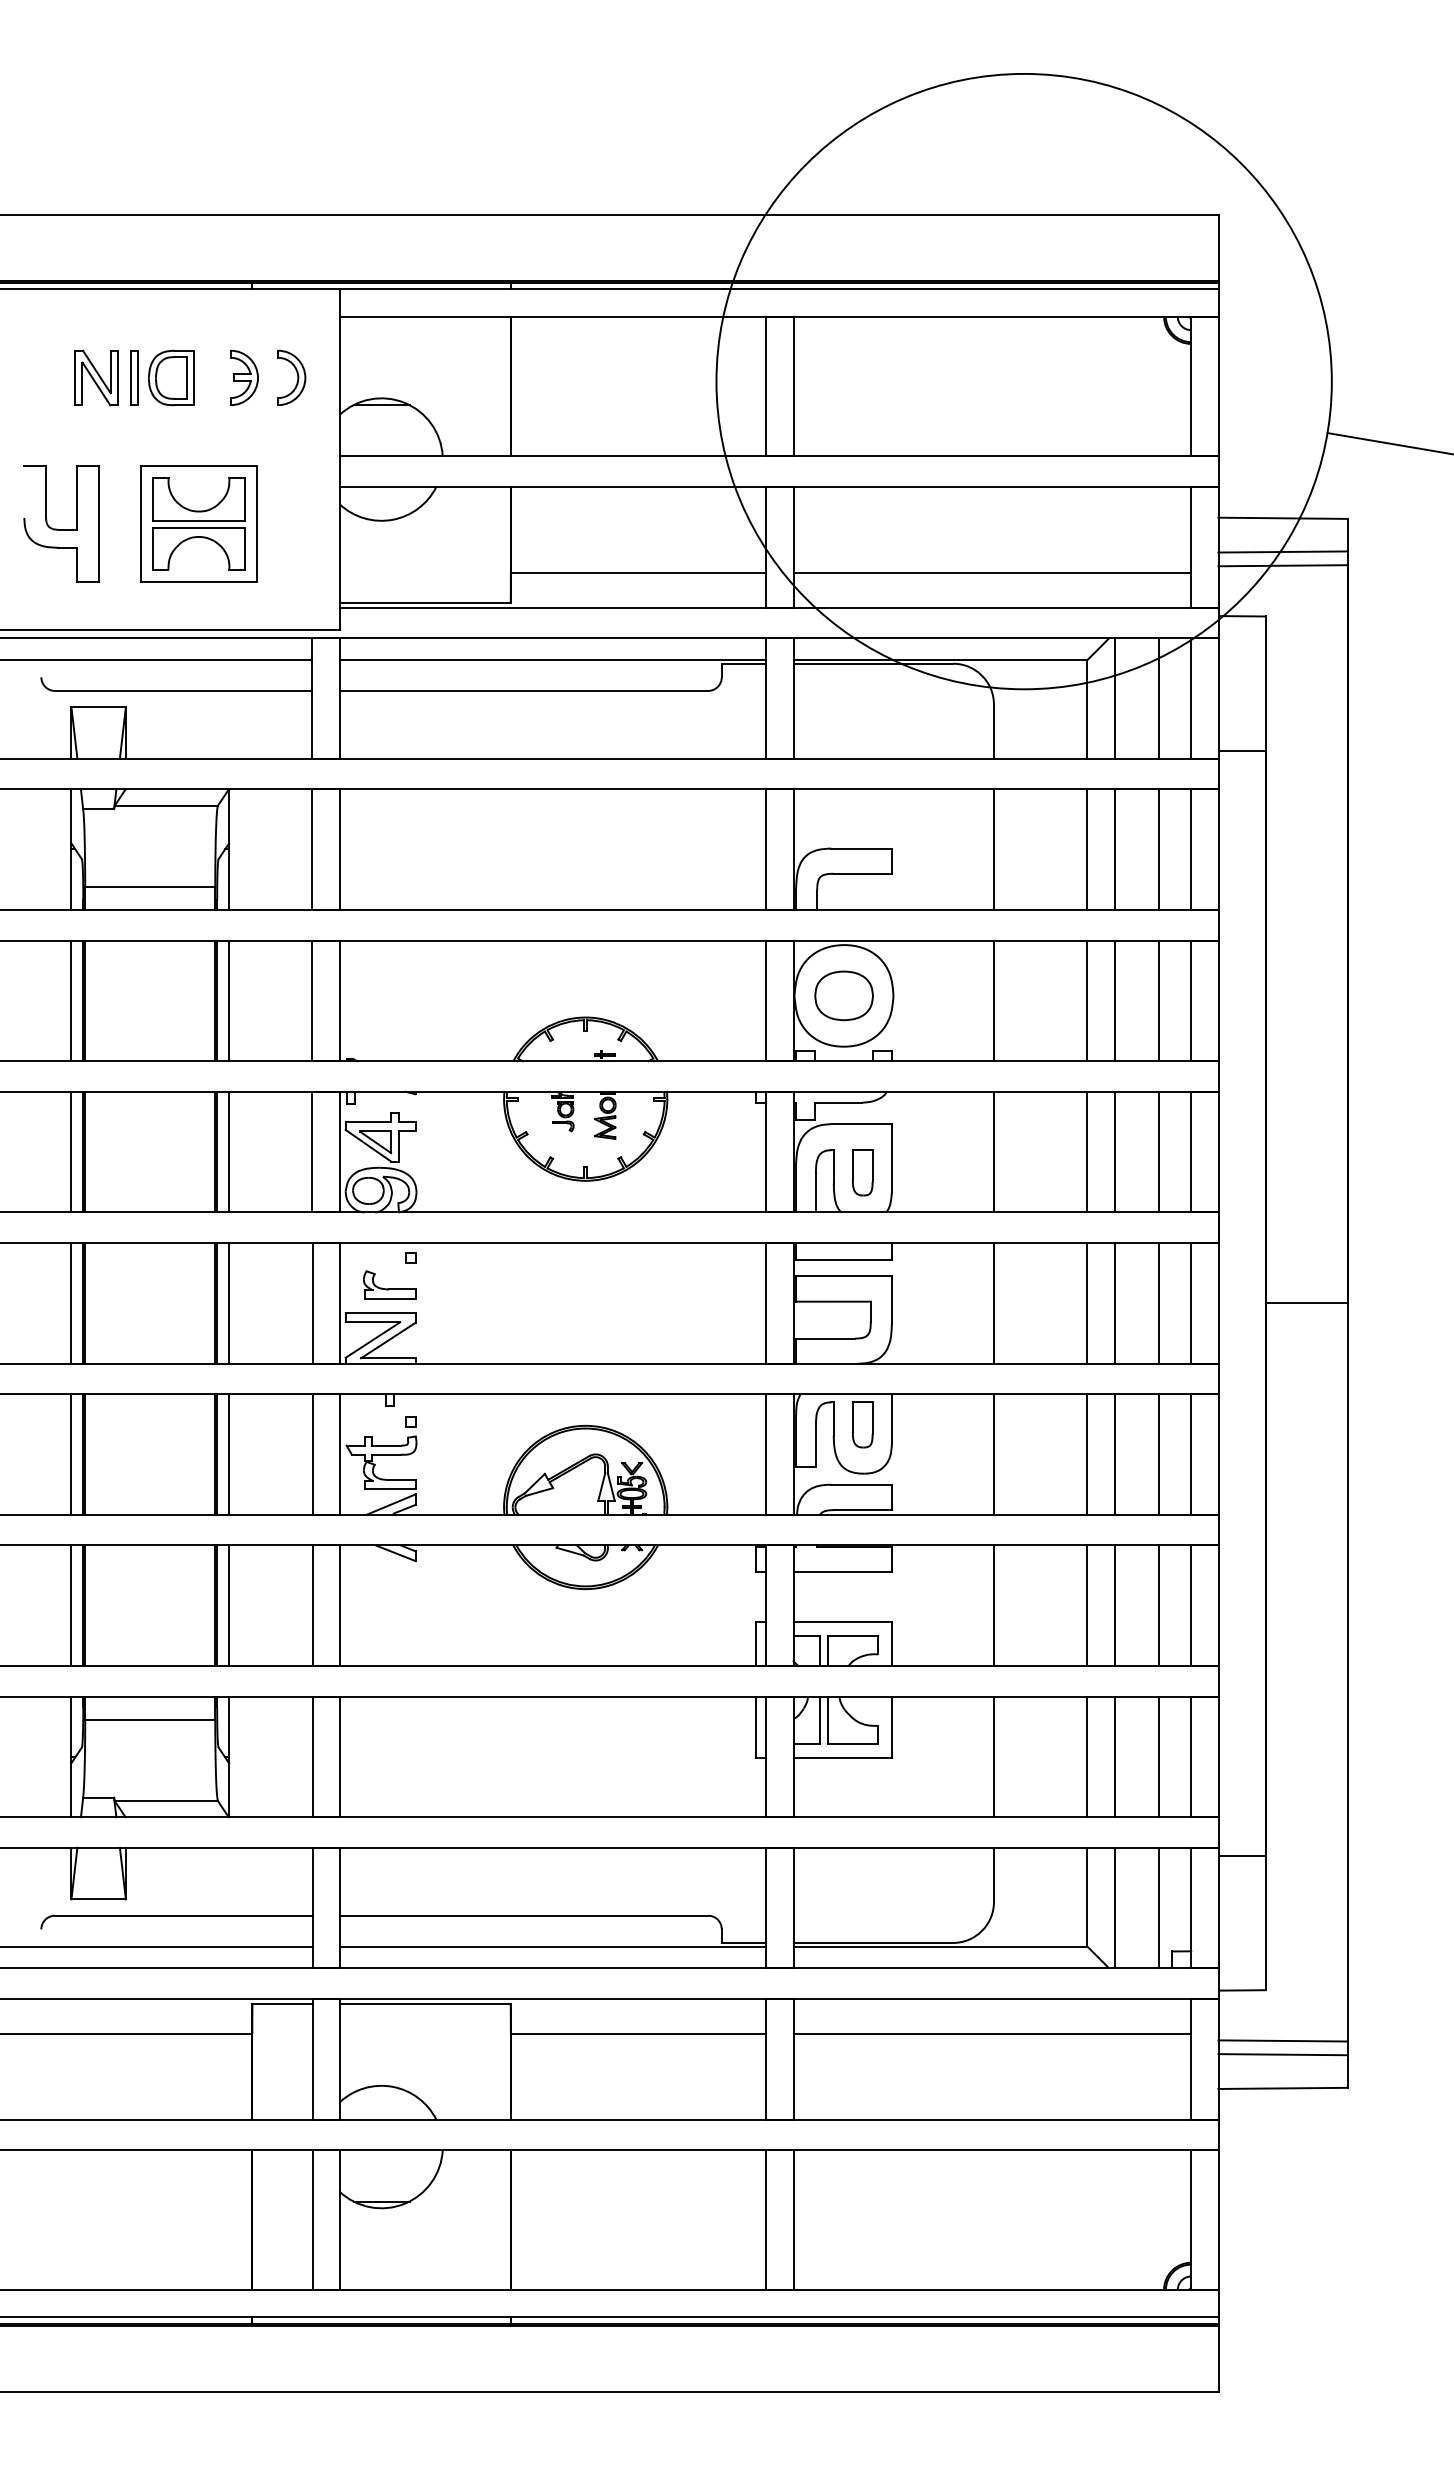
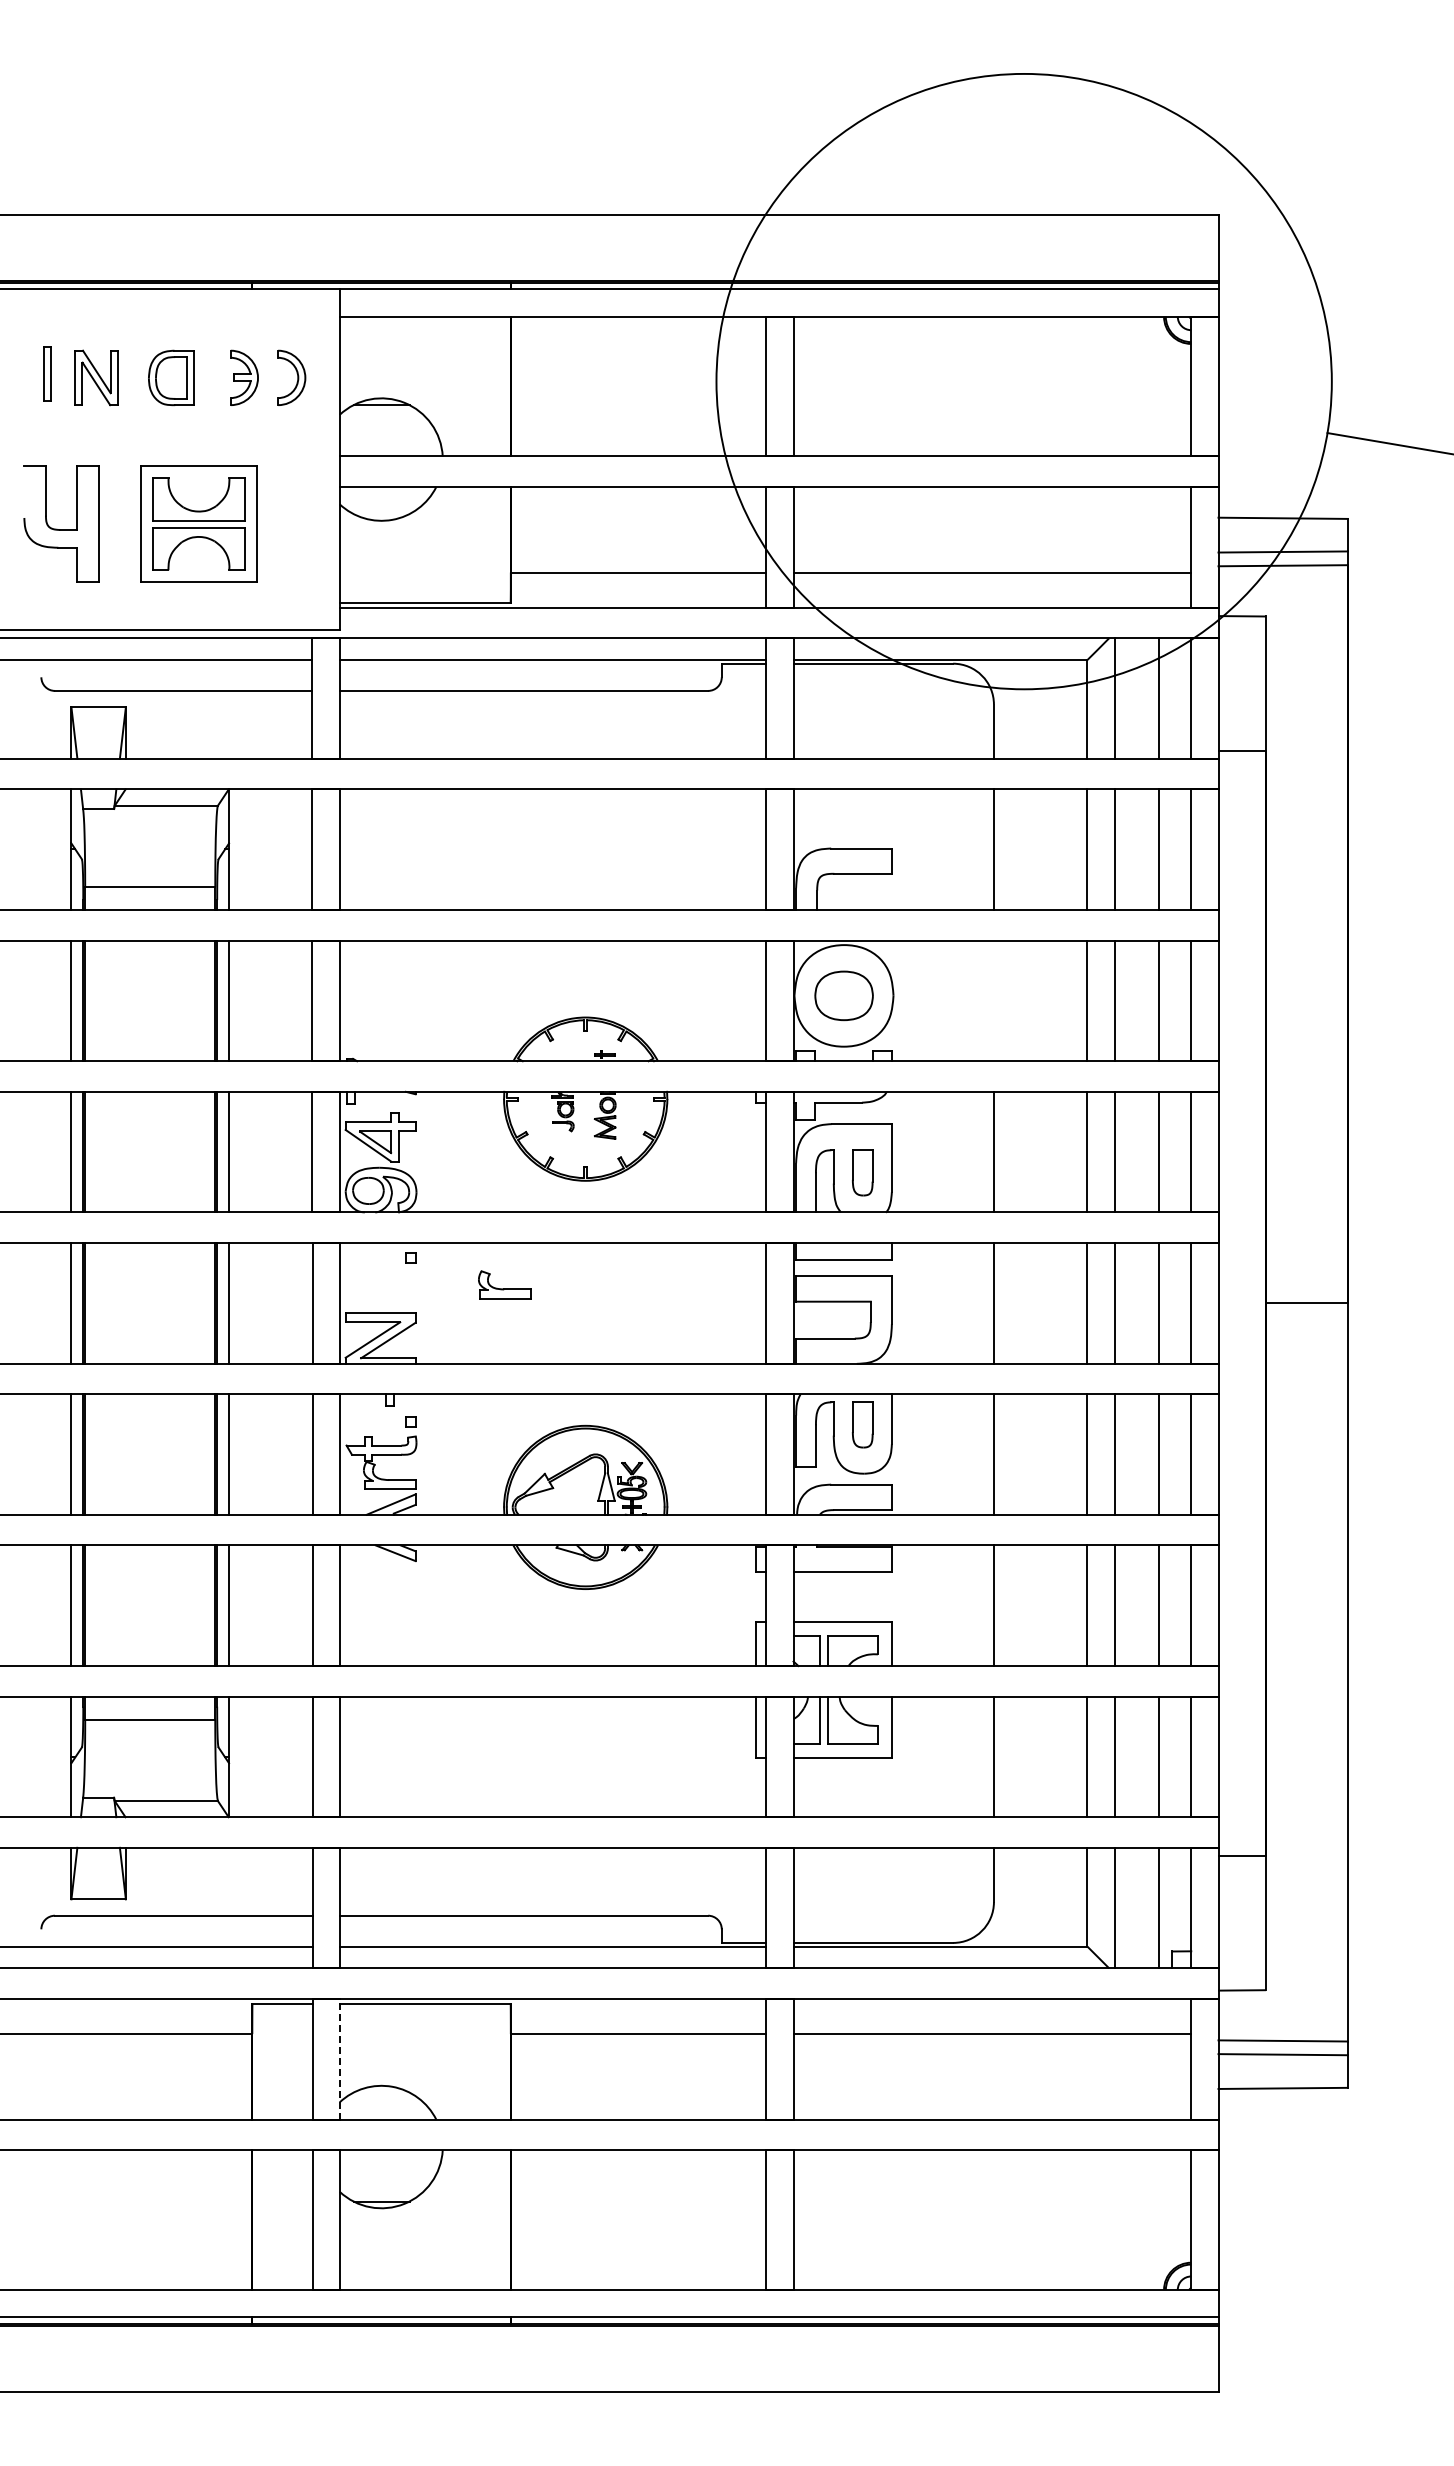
part position: (134, 377) -> (47, 373) (47, 373)
line: present -> none (993, 1000)
part position: (389, 1284) -> (504, 1284) (504, 1284)
line: solid -> dashed (339, 2058)
